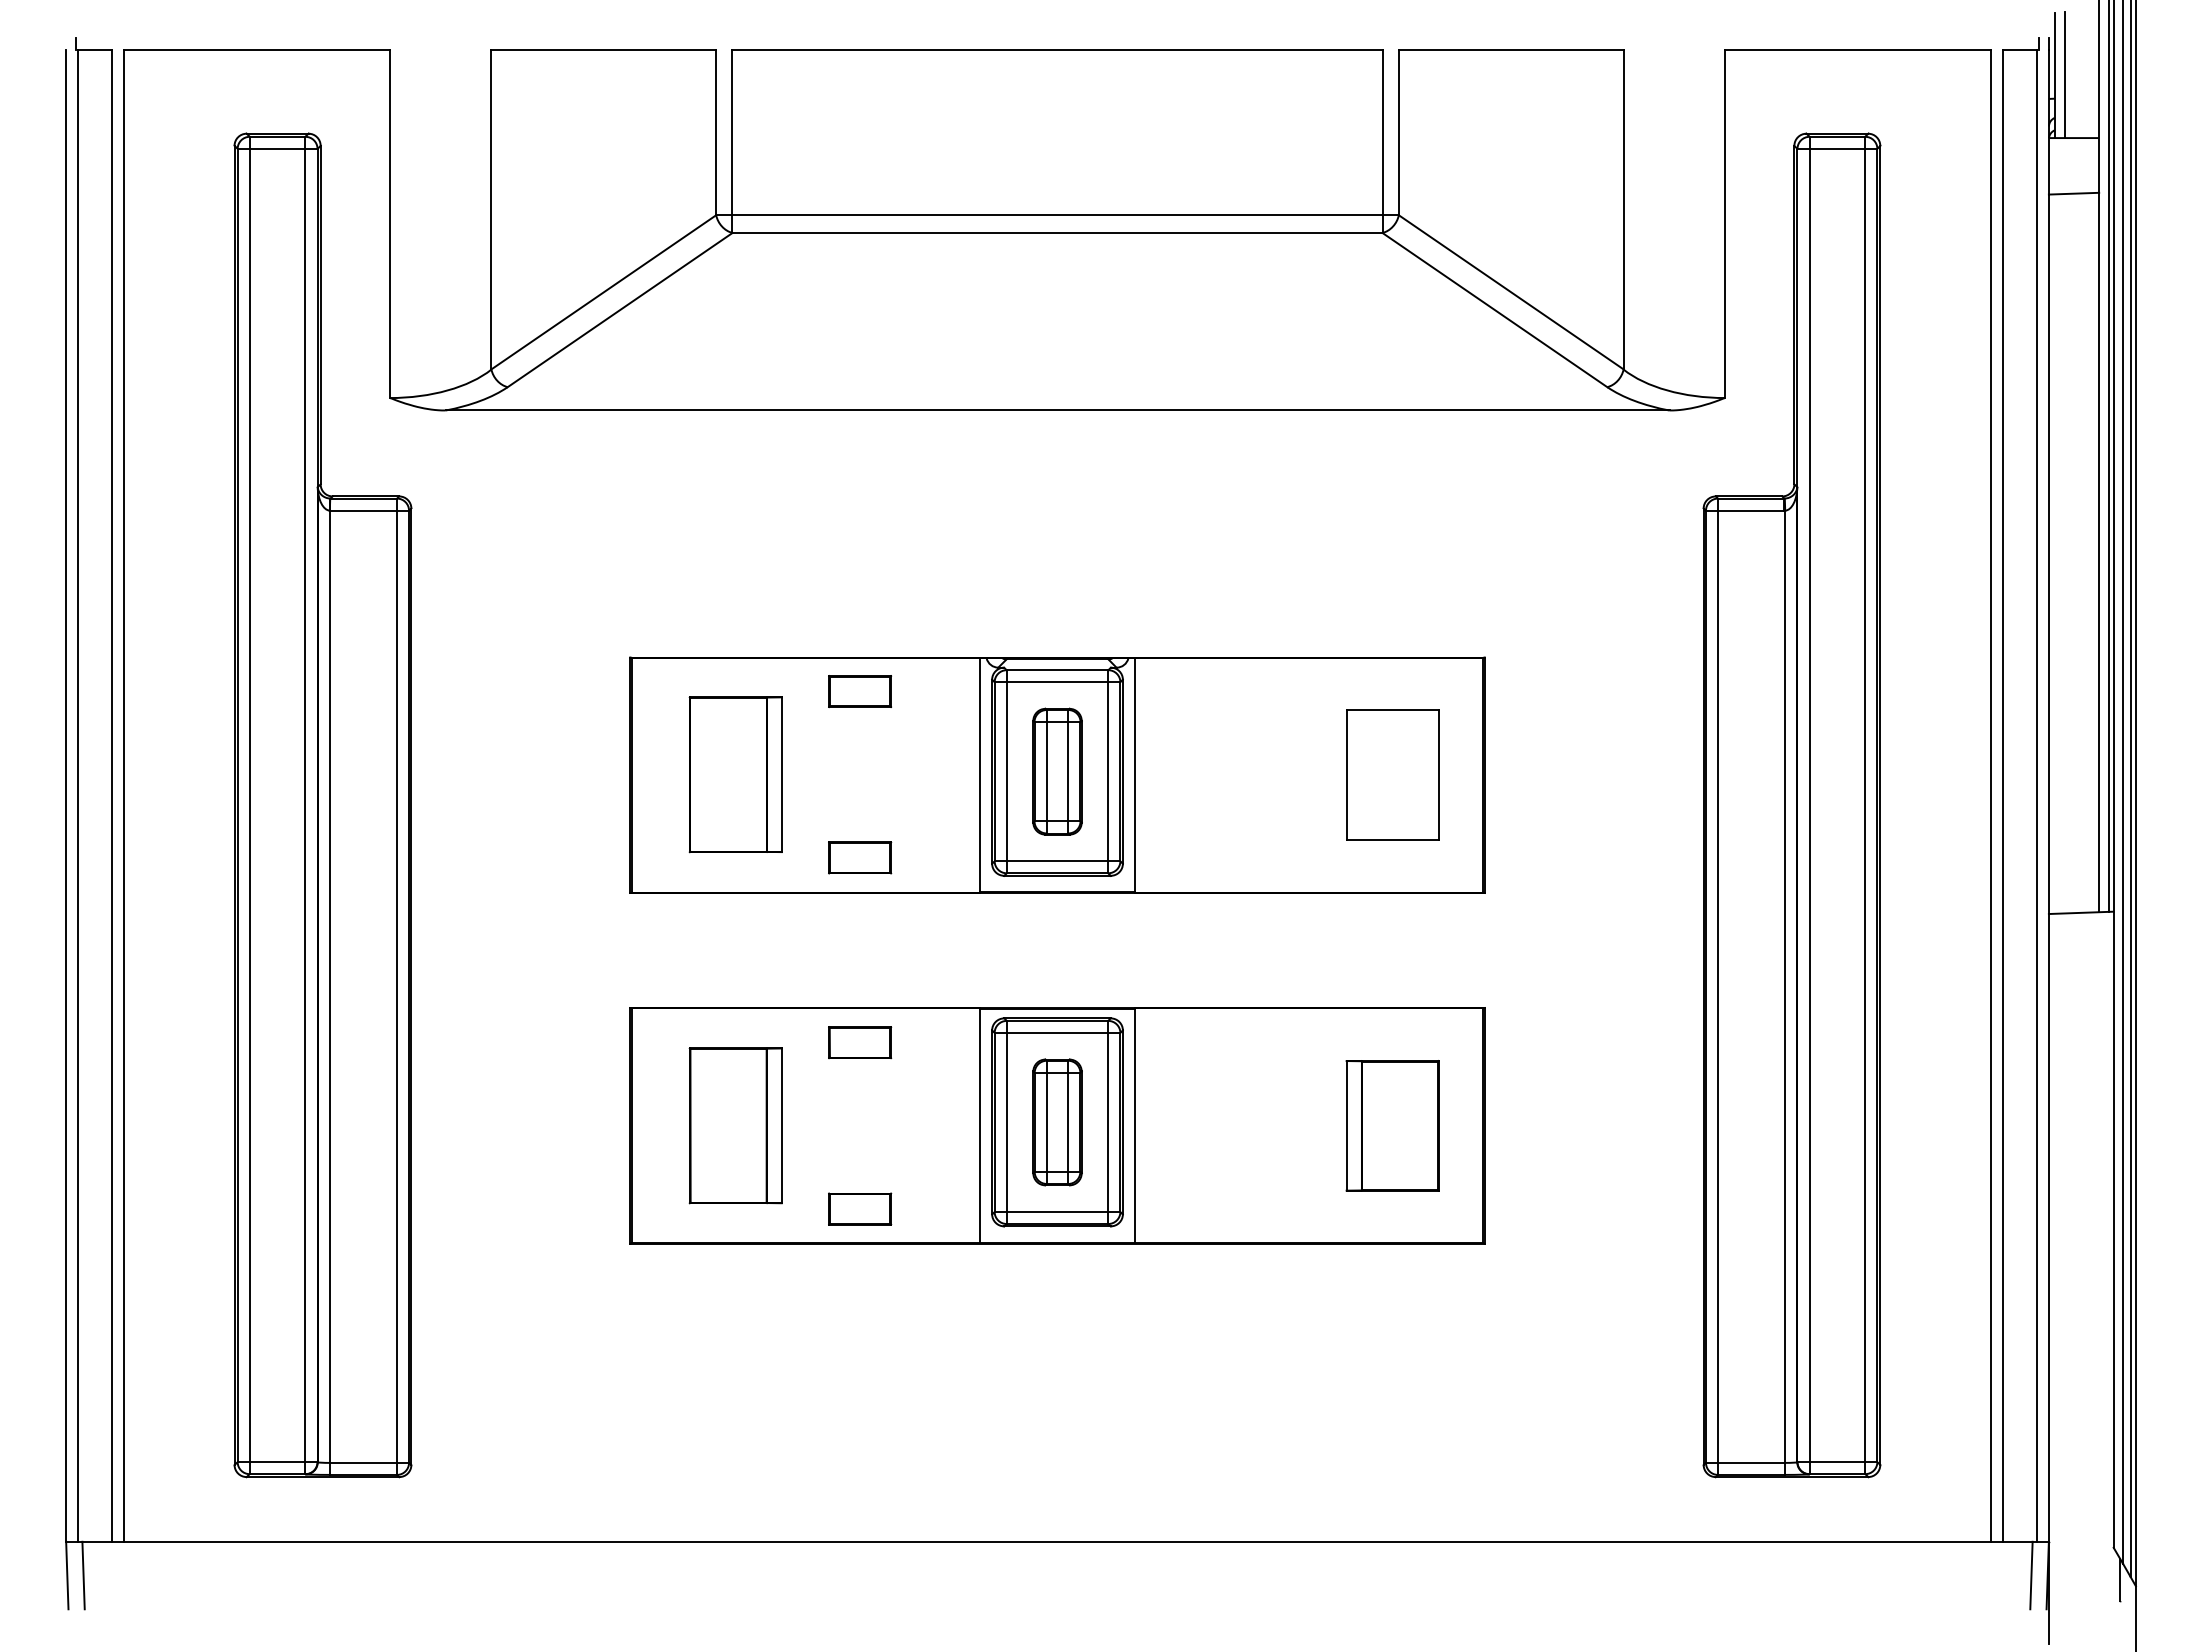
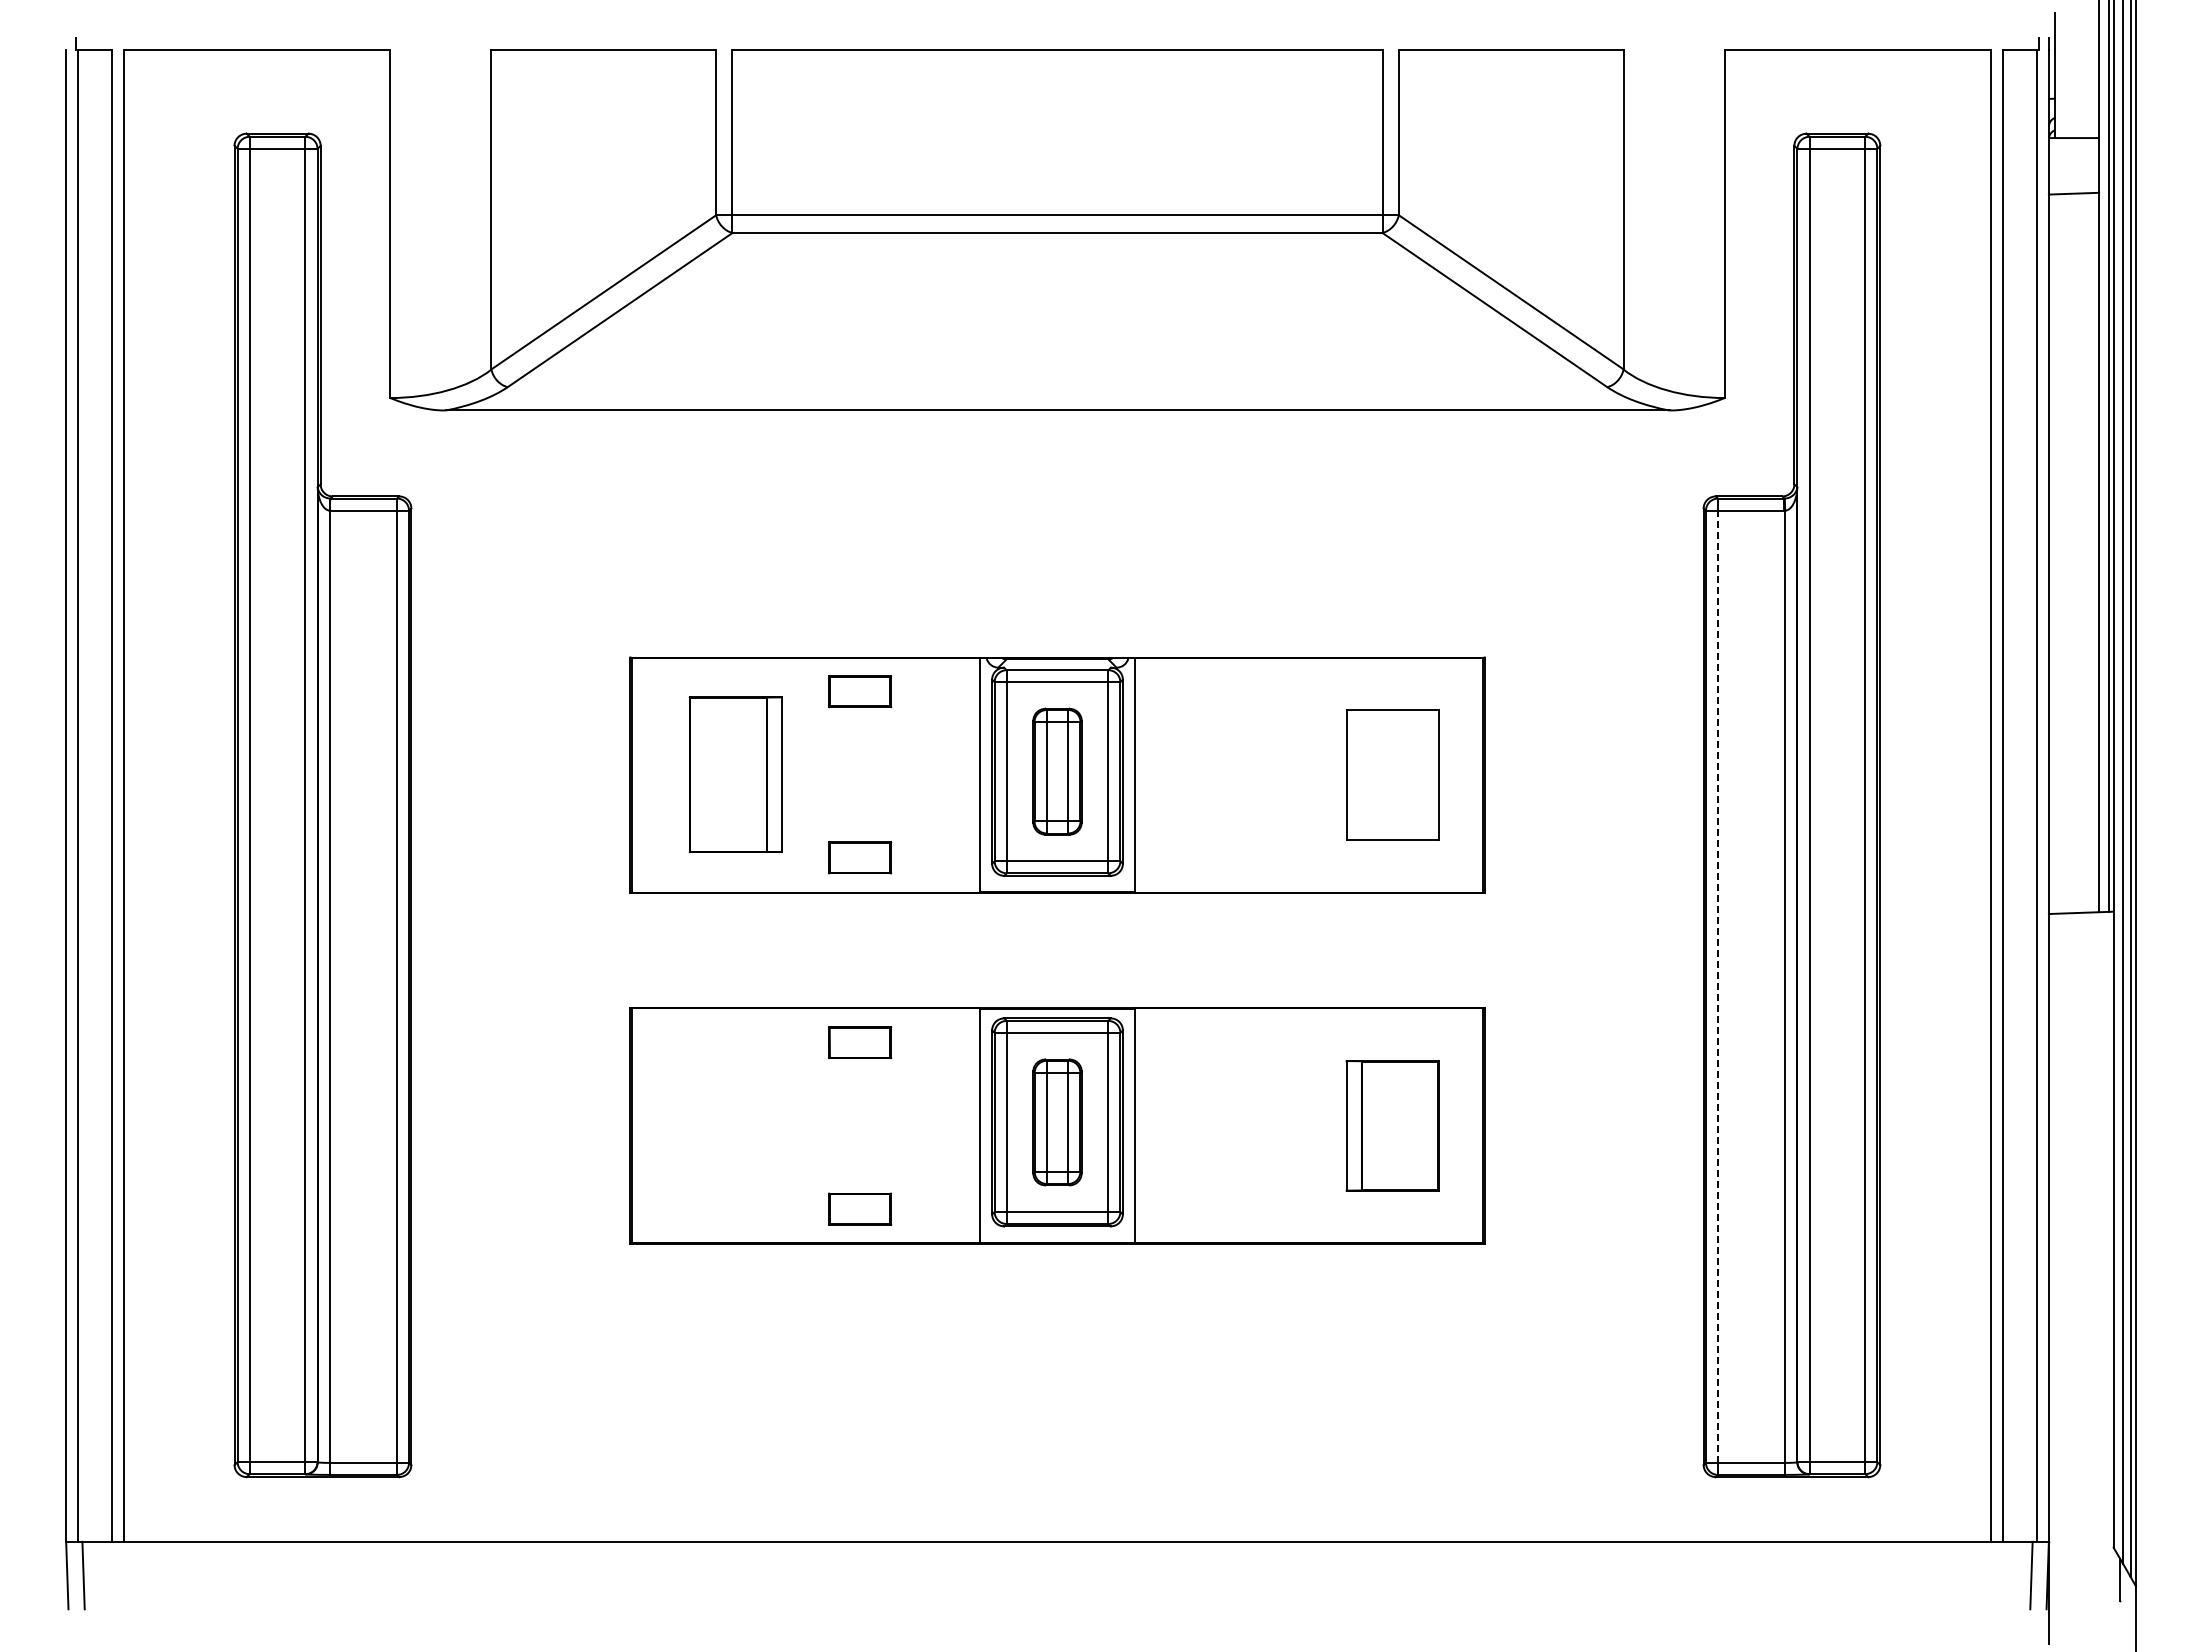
line: present -> none (2064, 75)
line: solid -> dashed (1718, 986)
part: present -> none (735, 1125)
